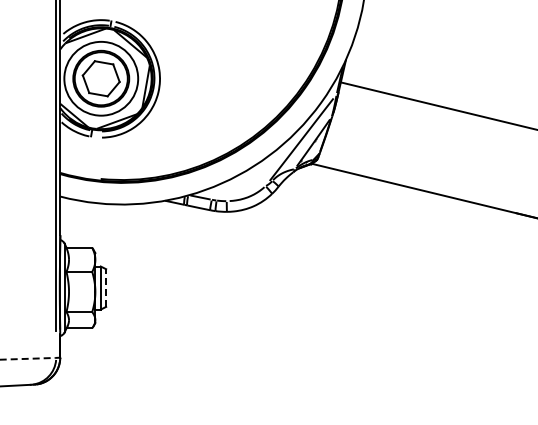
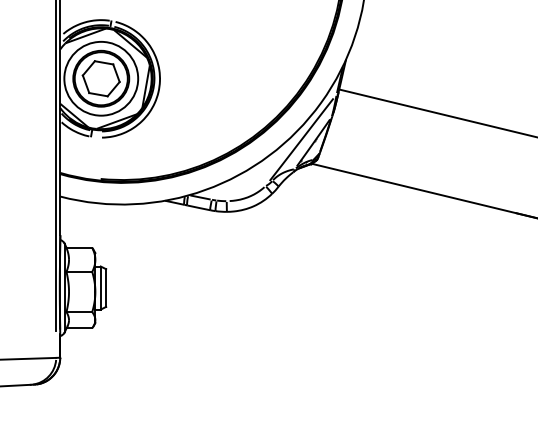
line position: (437, 105) -> (436, 112) (436, 112)
line: dashed -> solid (106, 288)
line: dashed -> solid (28, 358)
